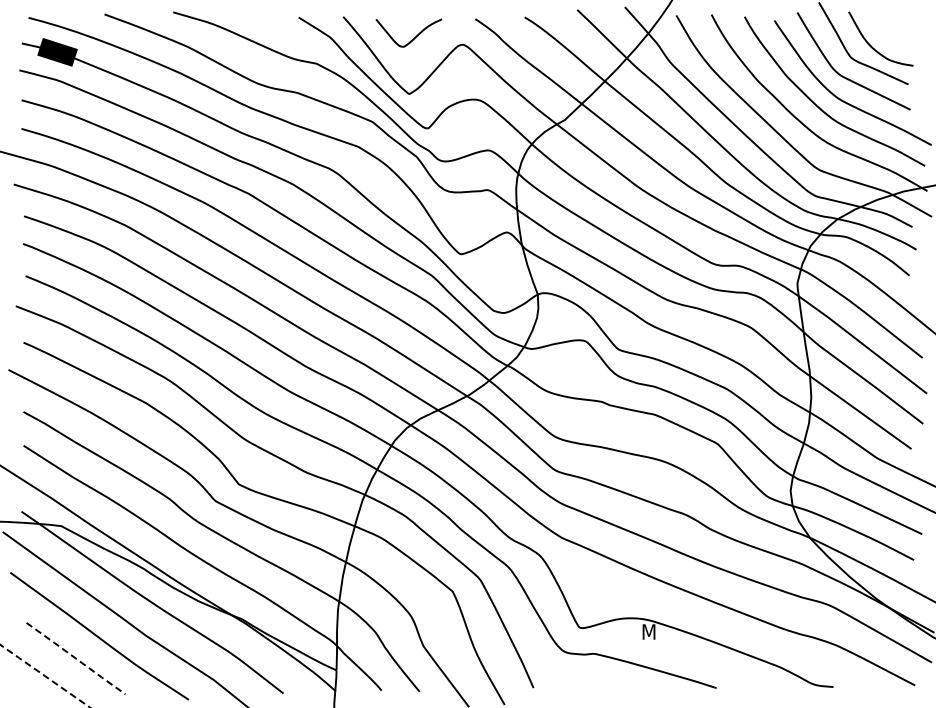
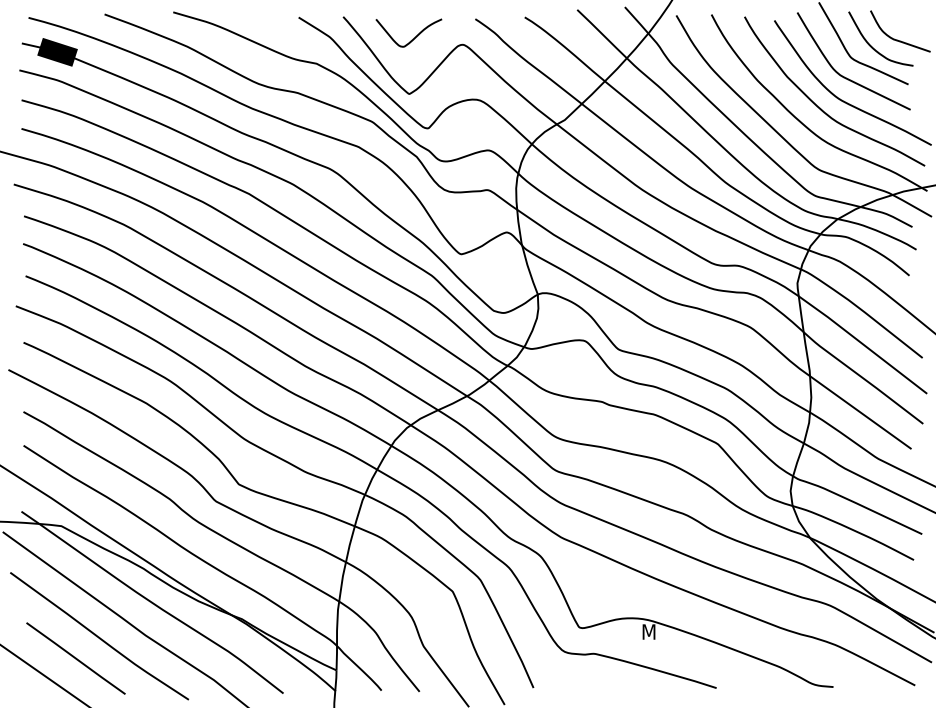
curve: none -> present (897, 39)
line: dashed -> solid (76, 659)
line: dashed -> solid (45, 676)
